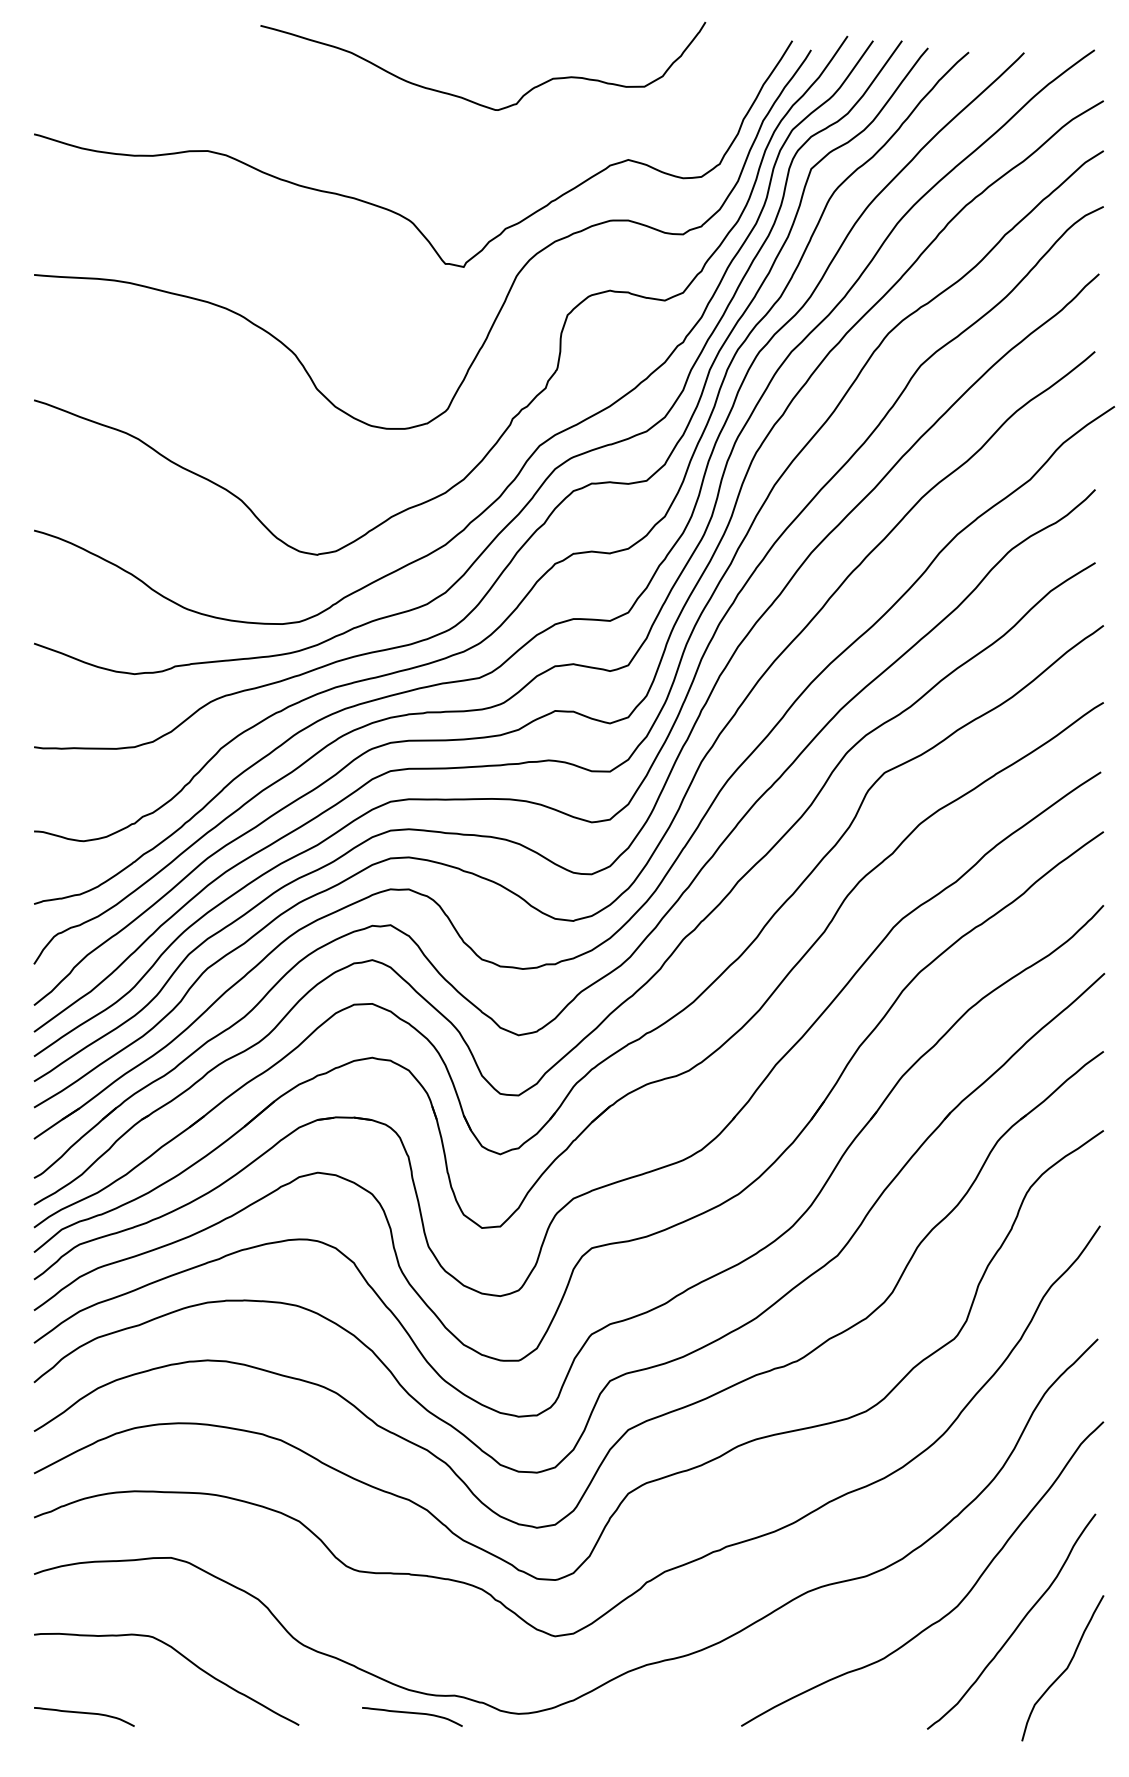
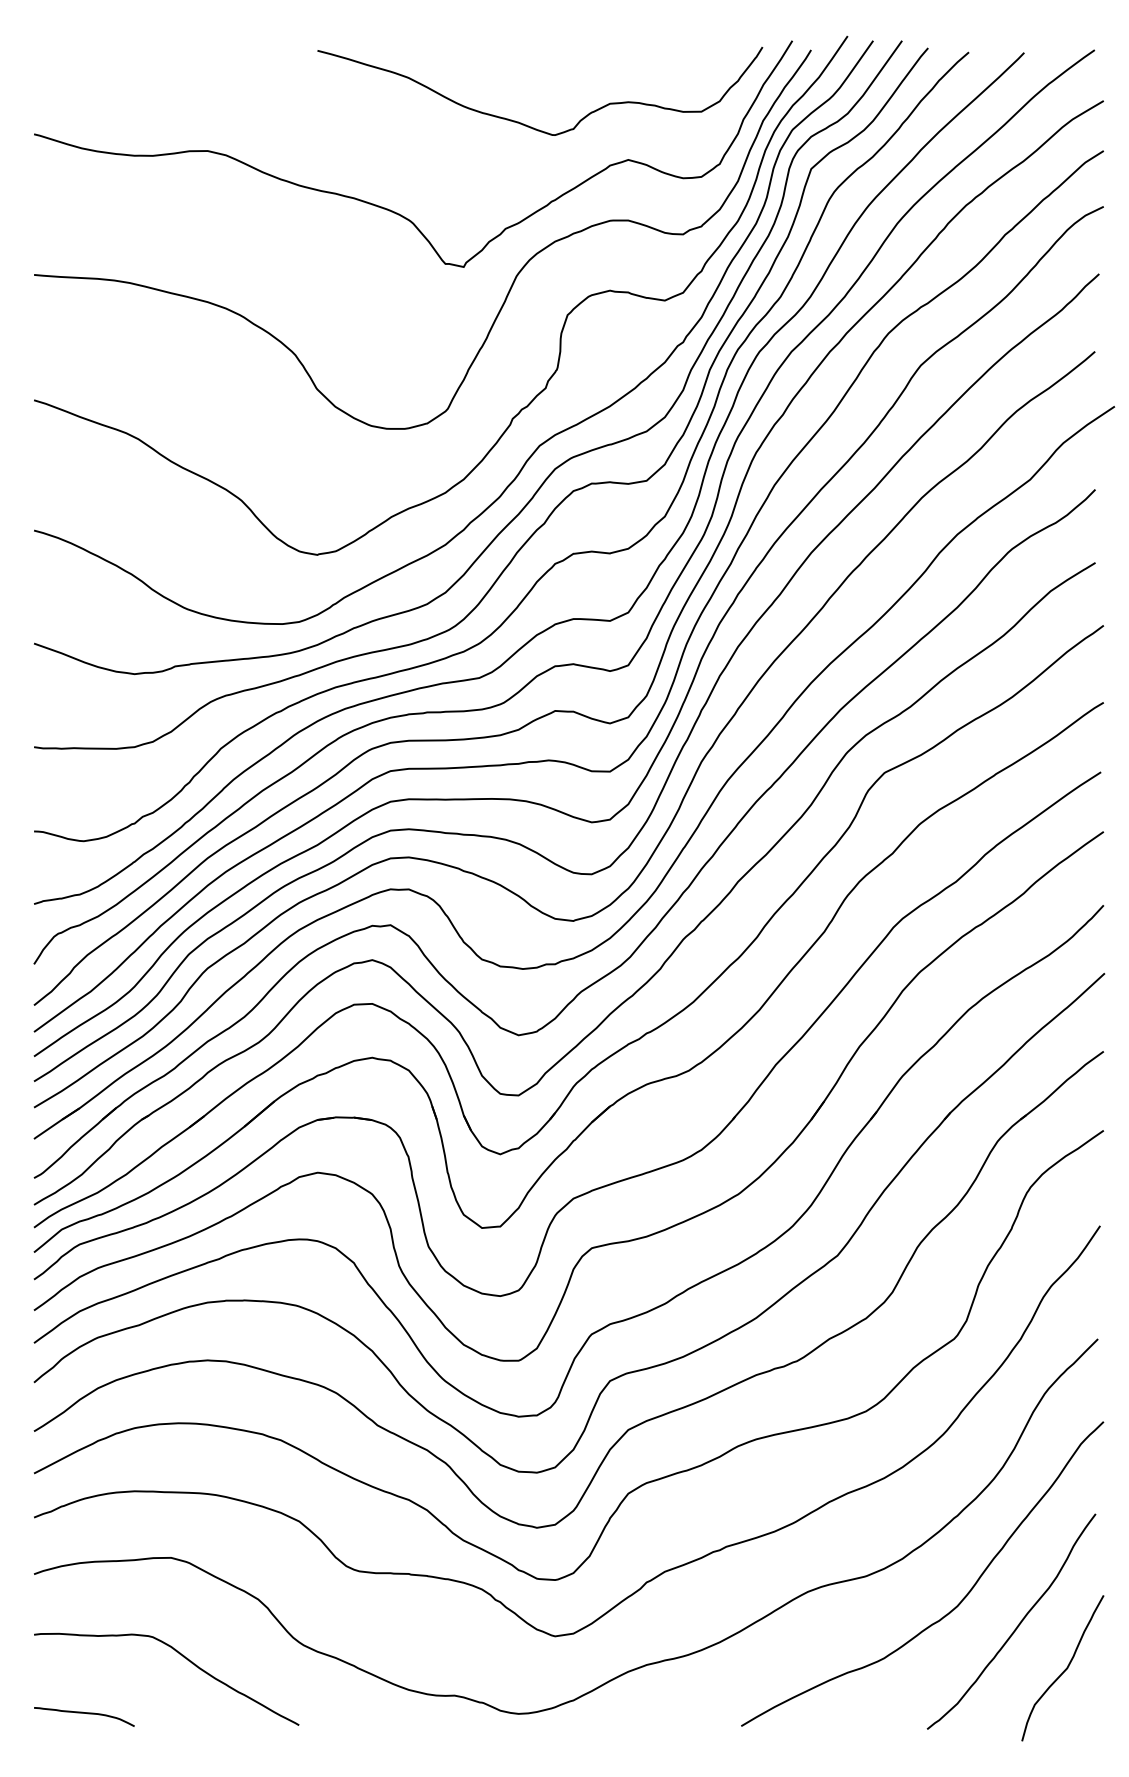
curve position: (469, 99) -> (526, 124) (526, 124)
curve: present -> none (412, 1713)
